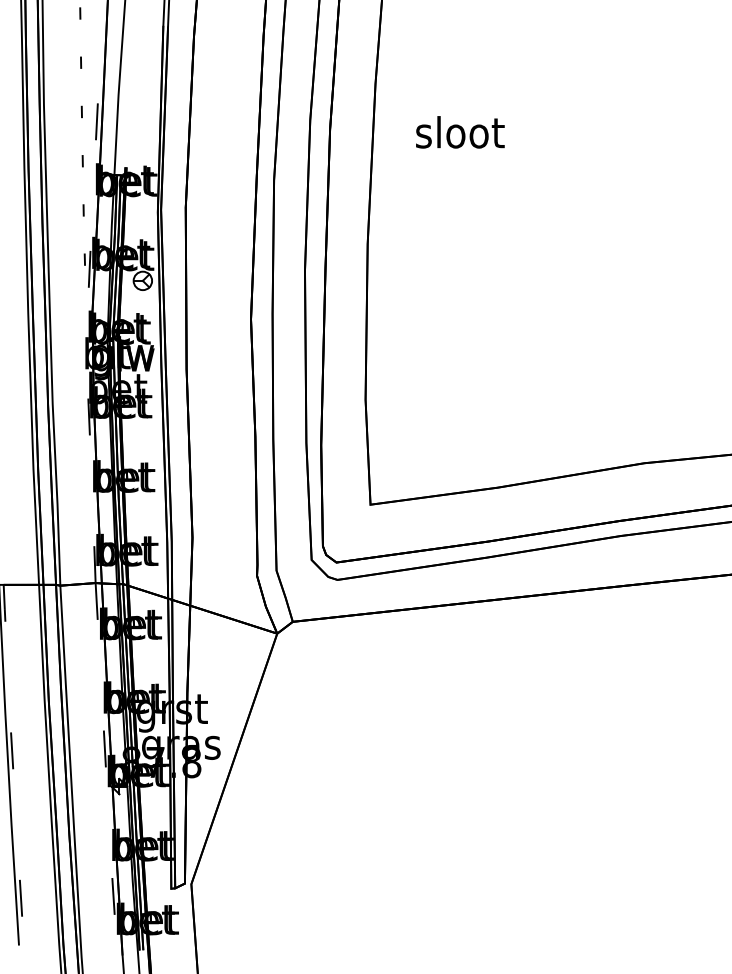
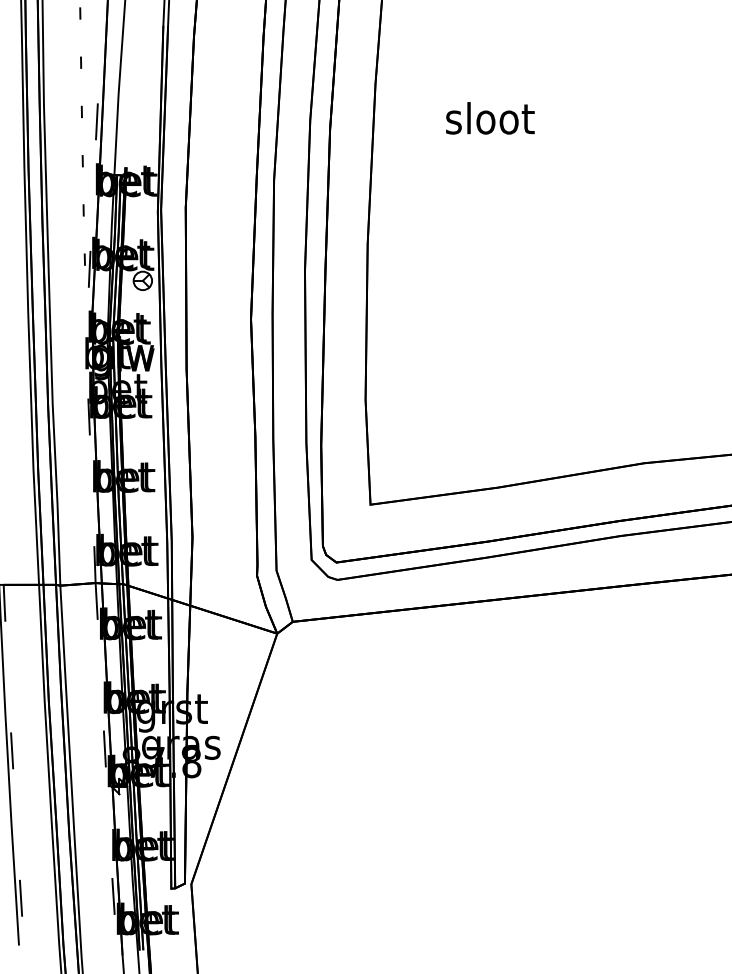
text position: (460, 132) -> (490, 118) (490, 118)
